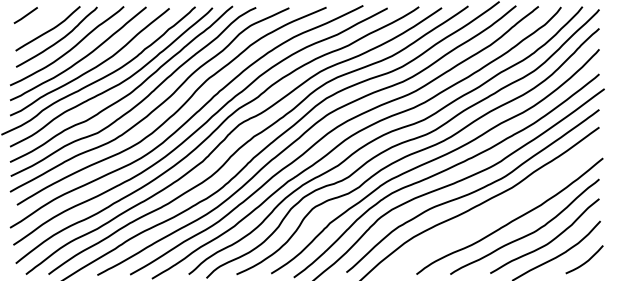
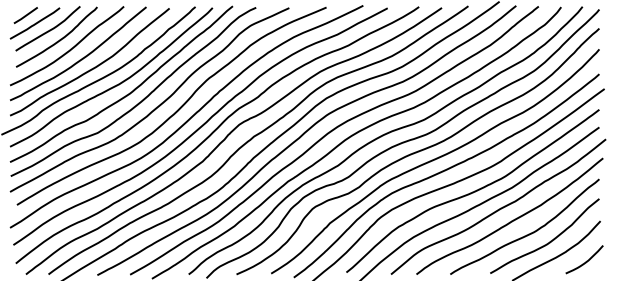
line: none -> present (34, 23)
curve: none -> present (500, 207)
